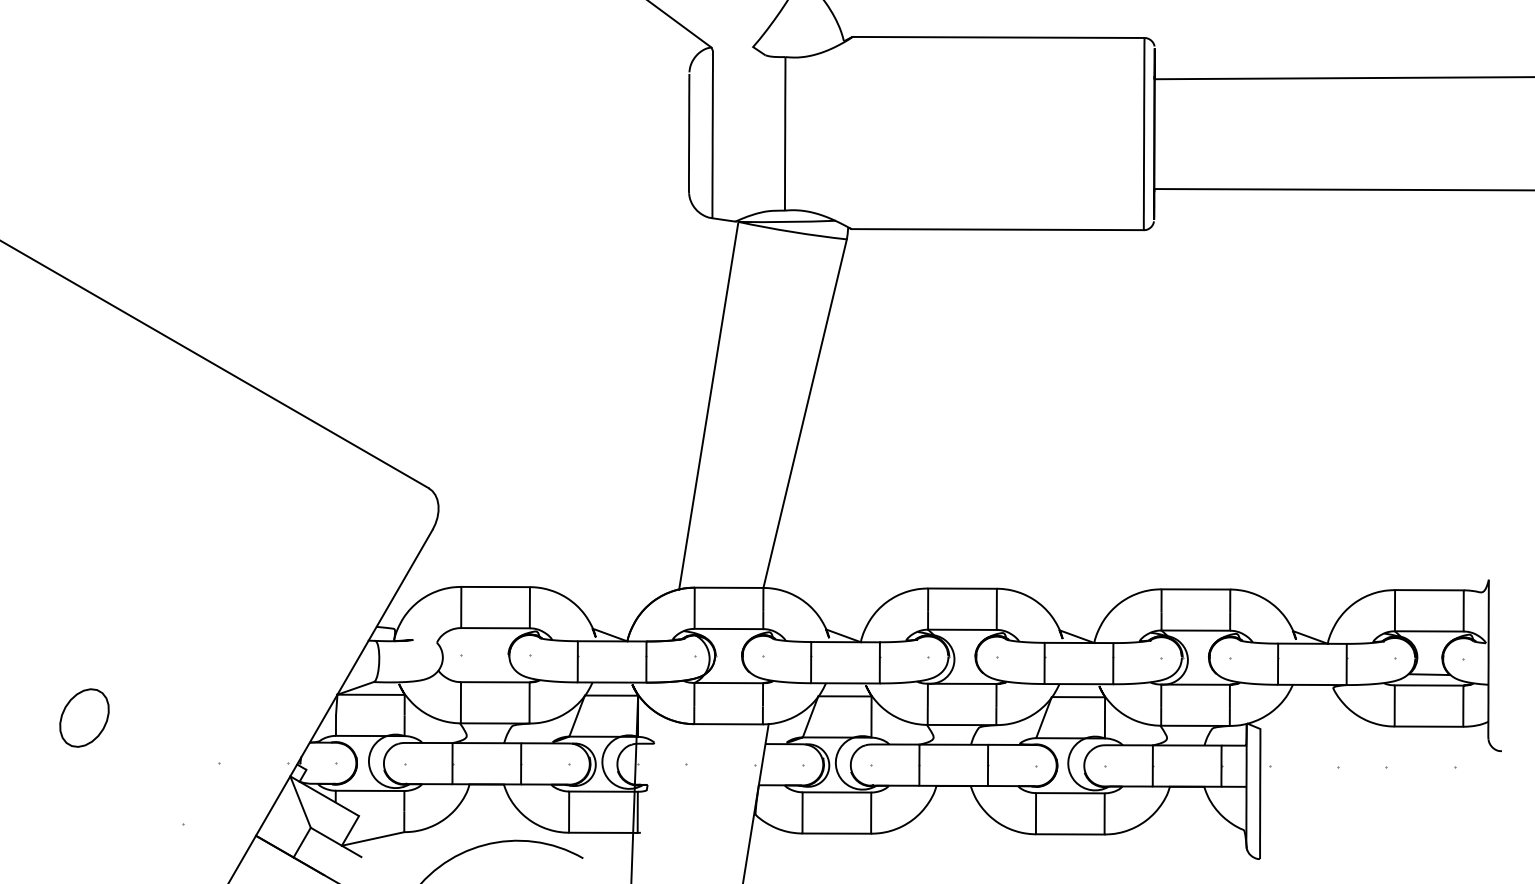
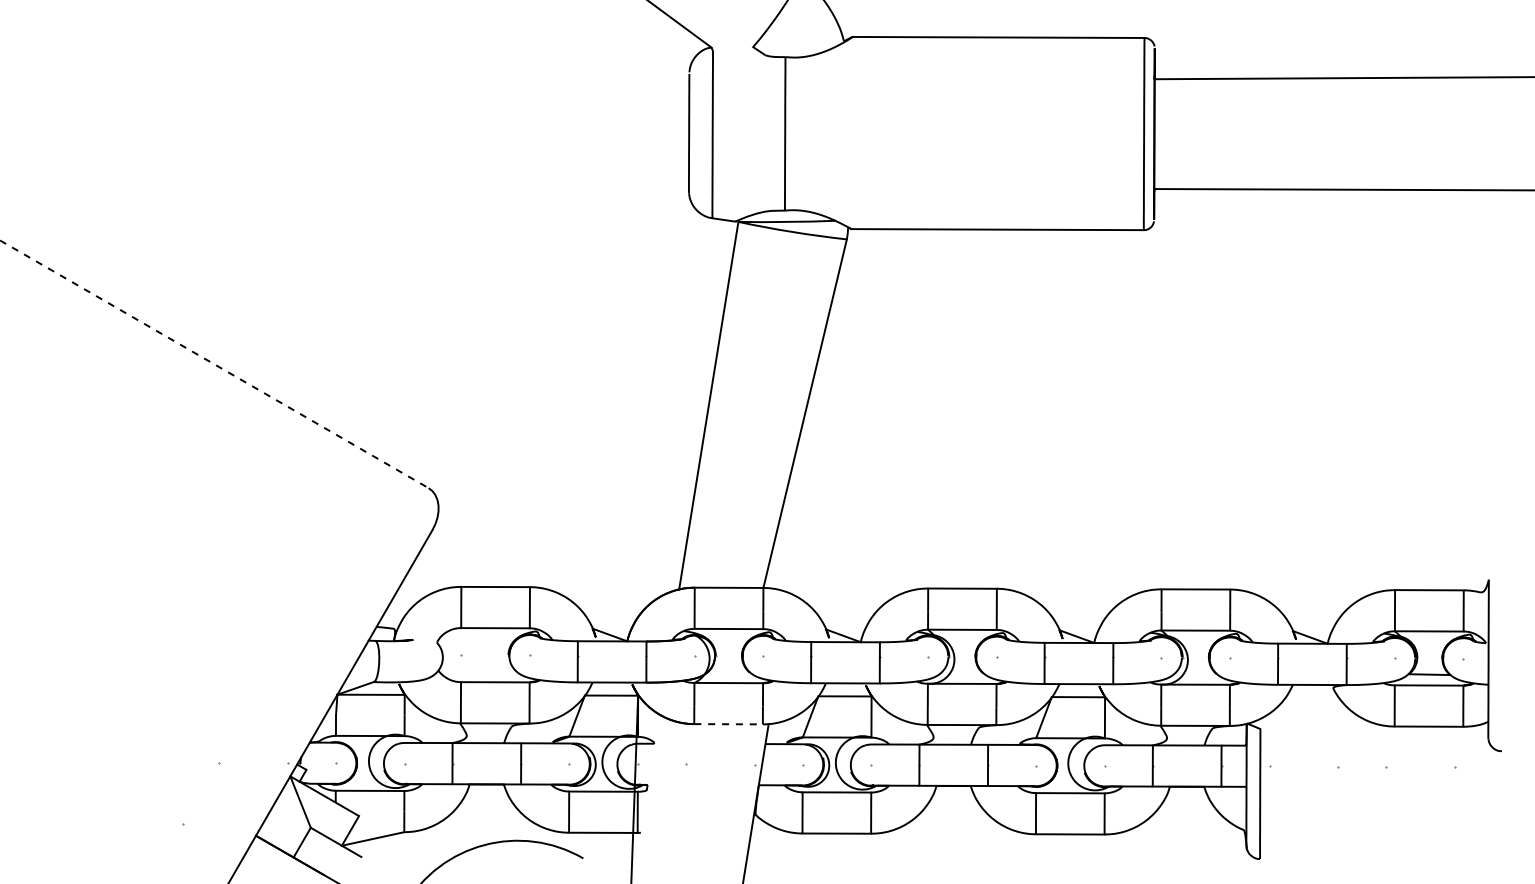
line: solid -> dashed (215, 364)
part: present -> none (84, 717)
line: solid -> dashed (729, 724)
